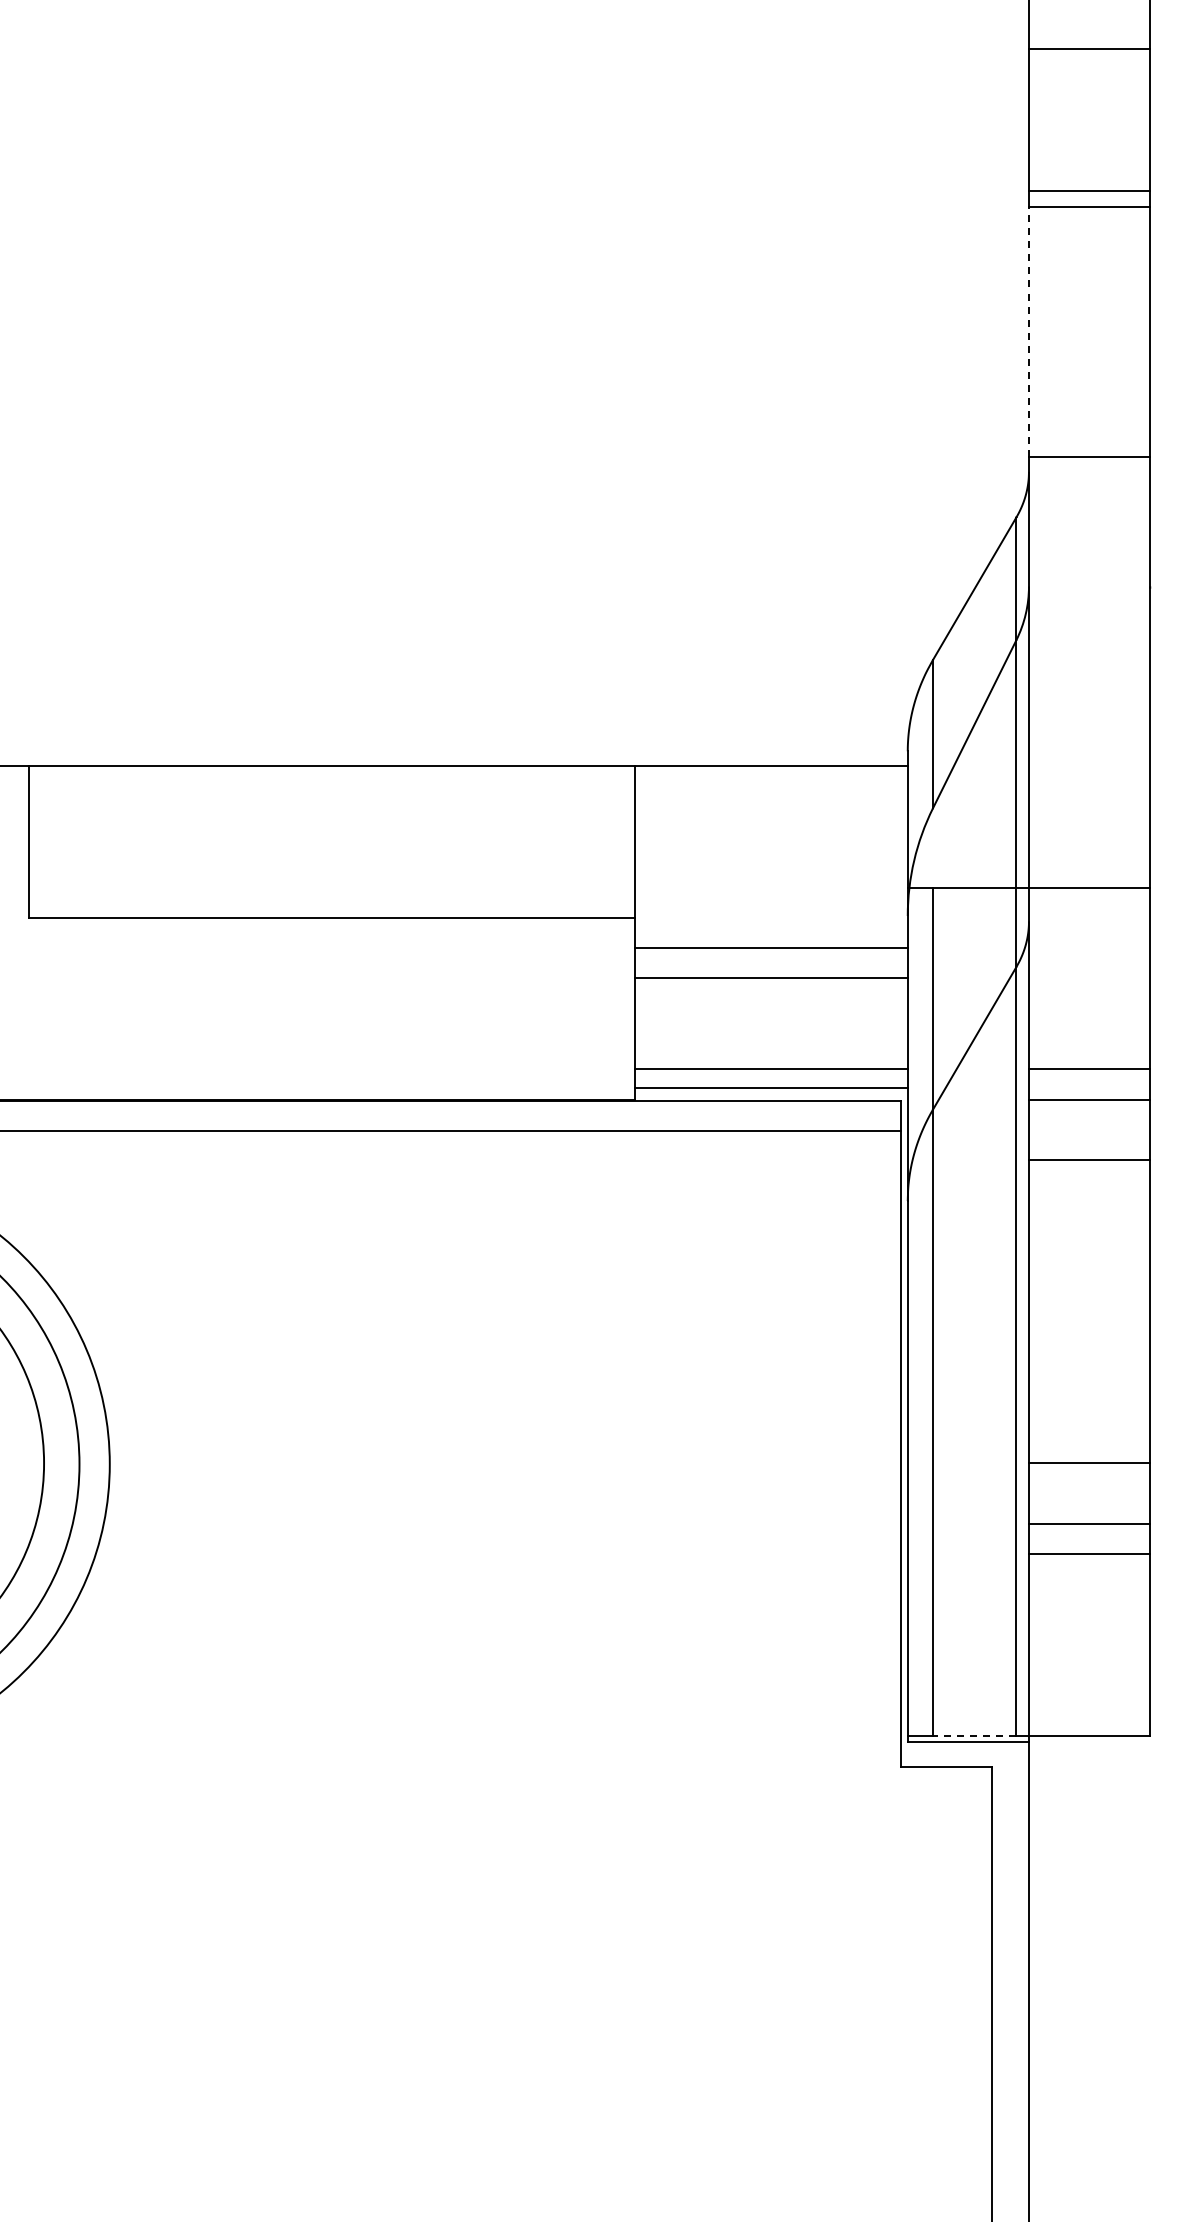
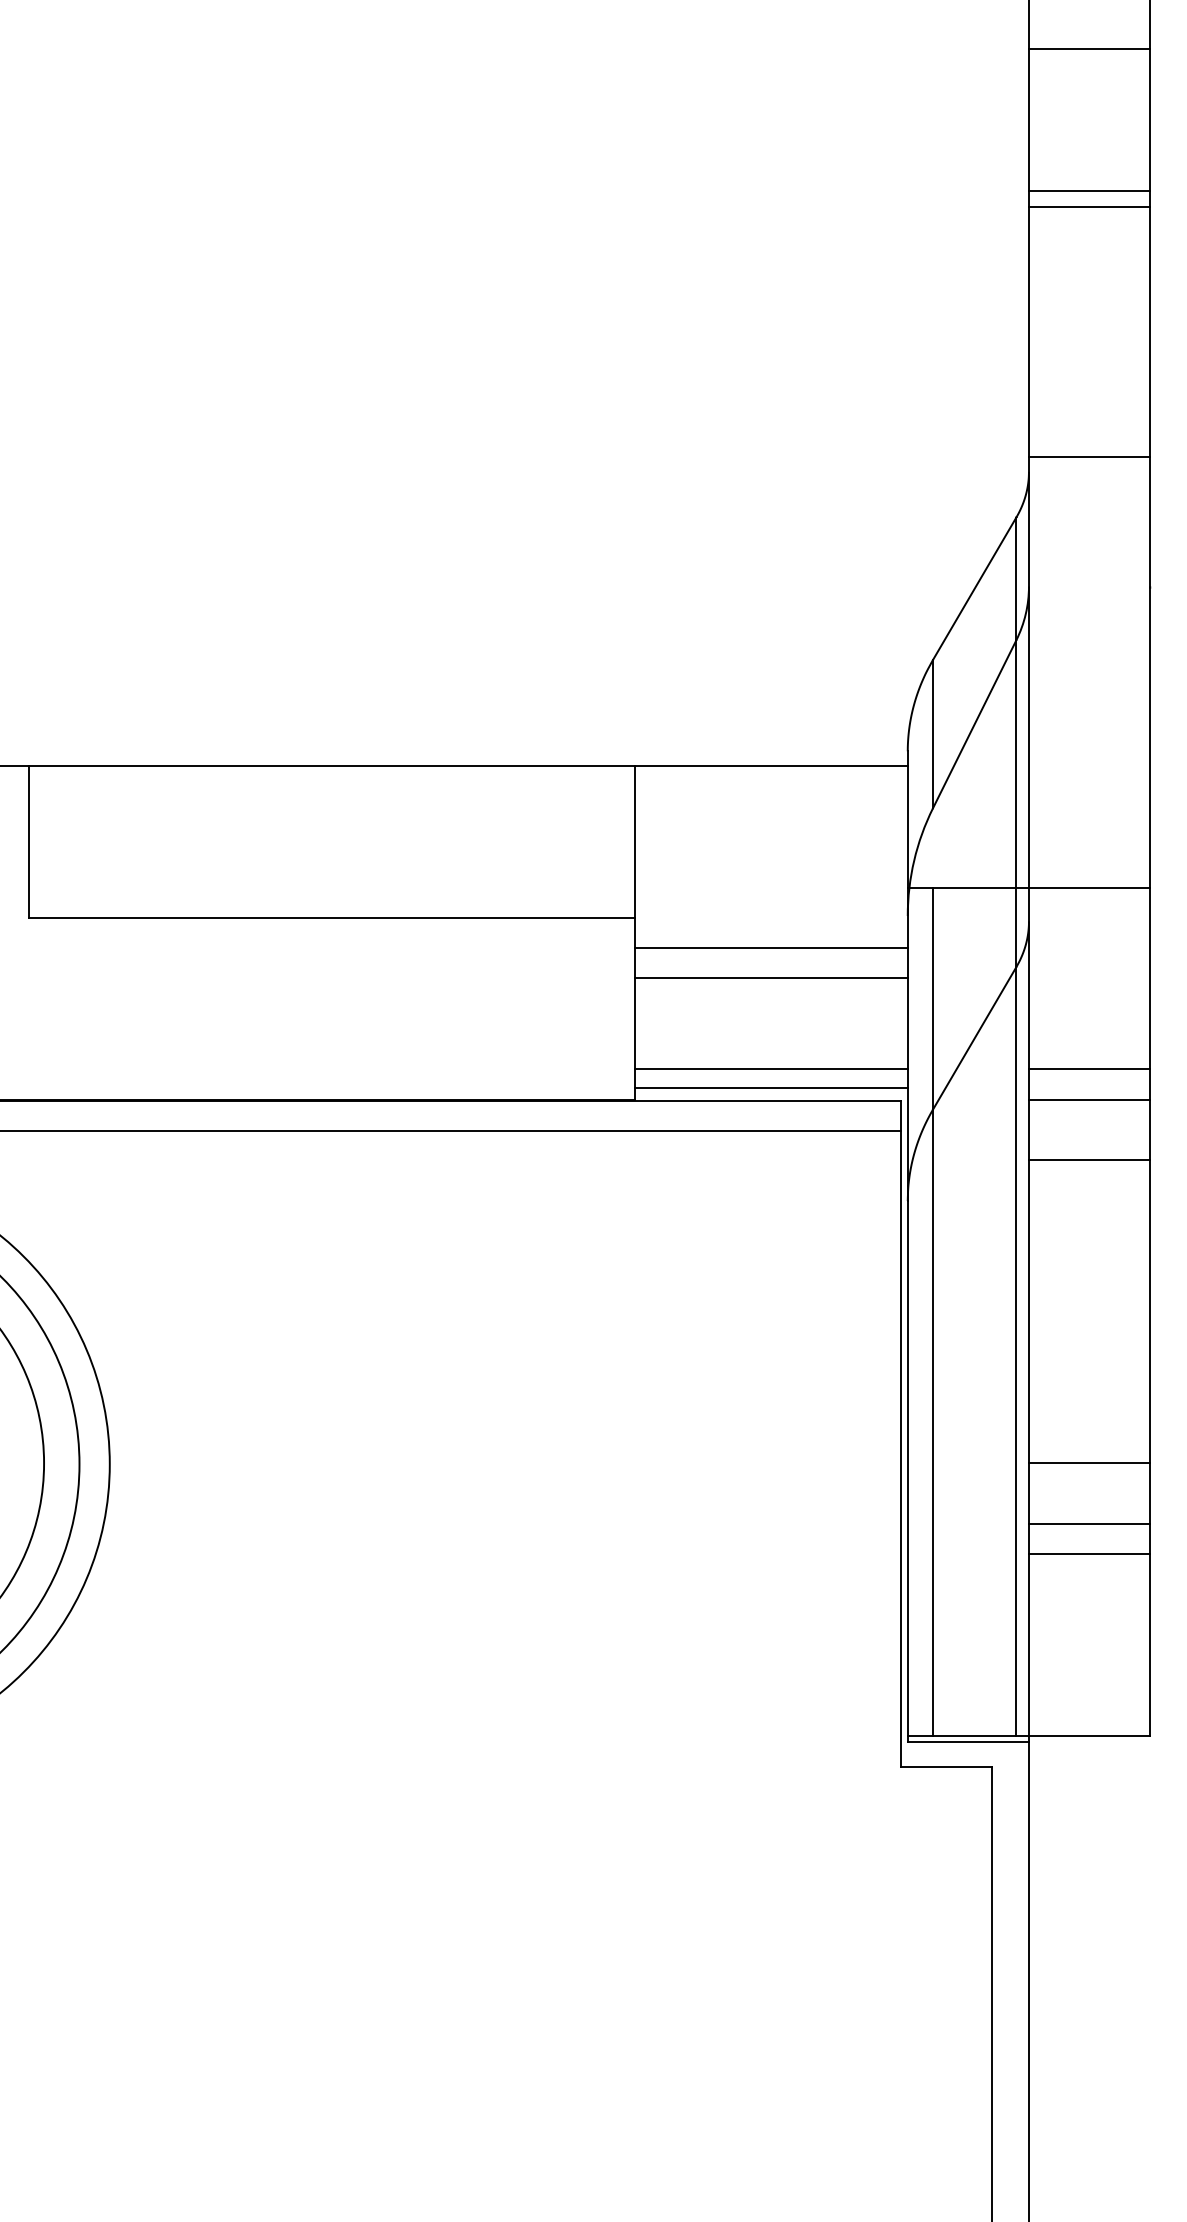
line: dashed -> solid (1028, 331)
line: dashed -> solid (974, 1736)
